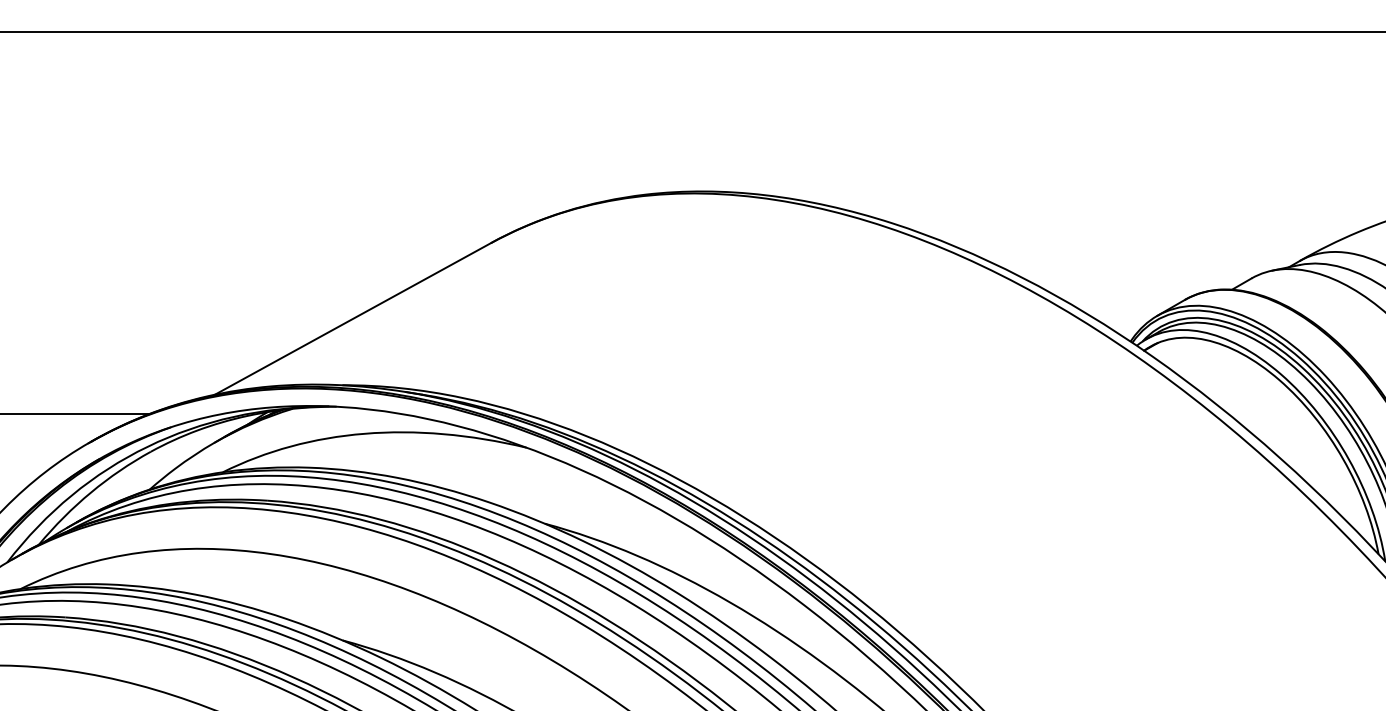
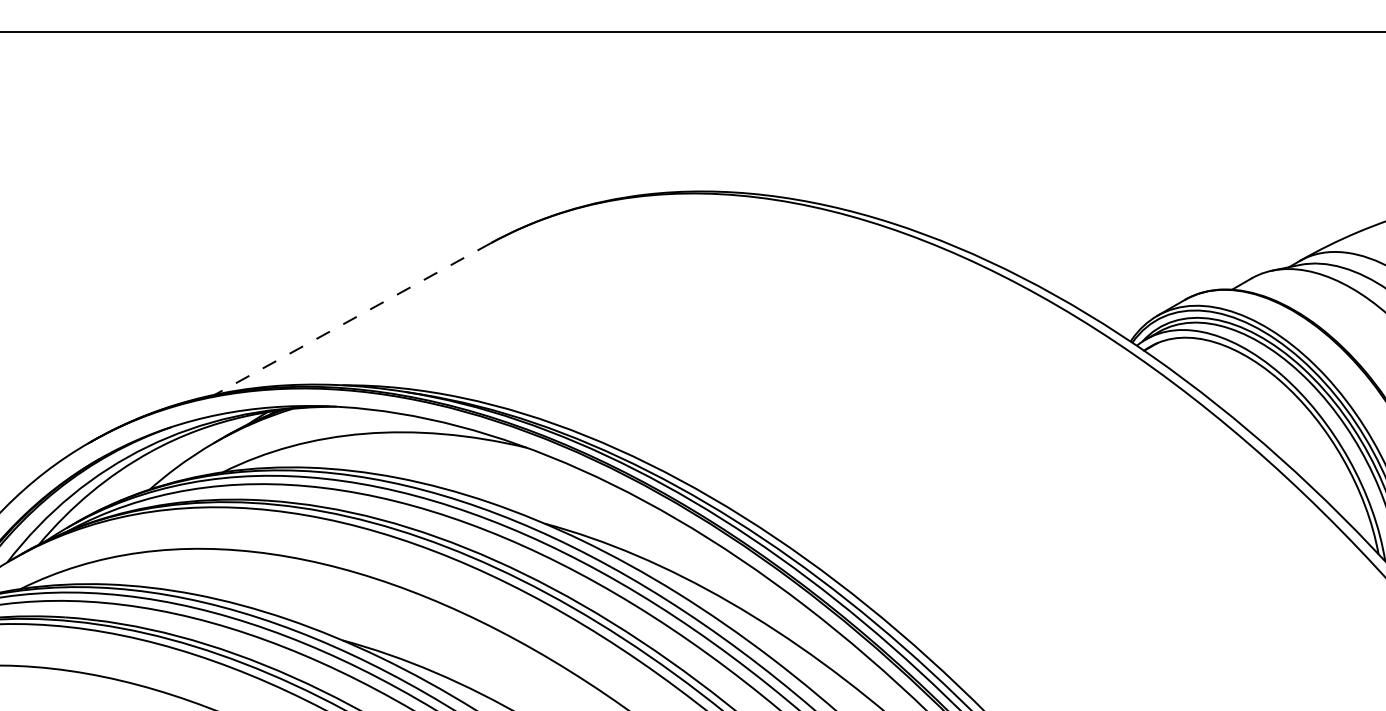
line: solid -> dashed (352, 319)
line: present -> none (75, 414)
